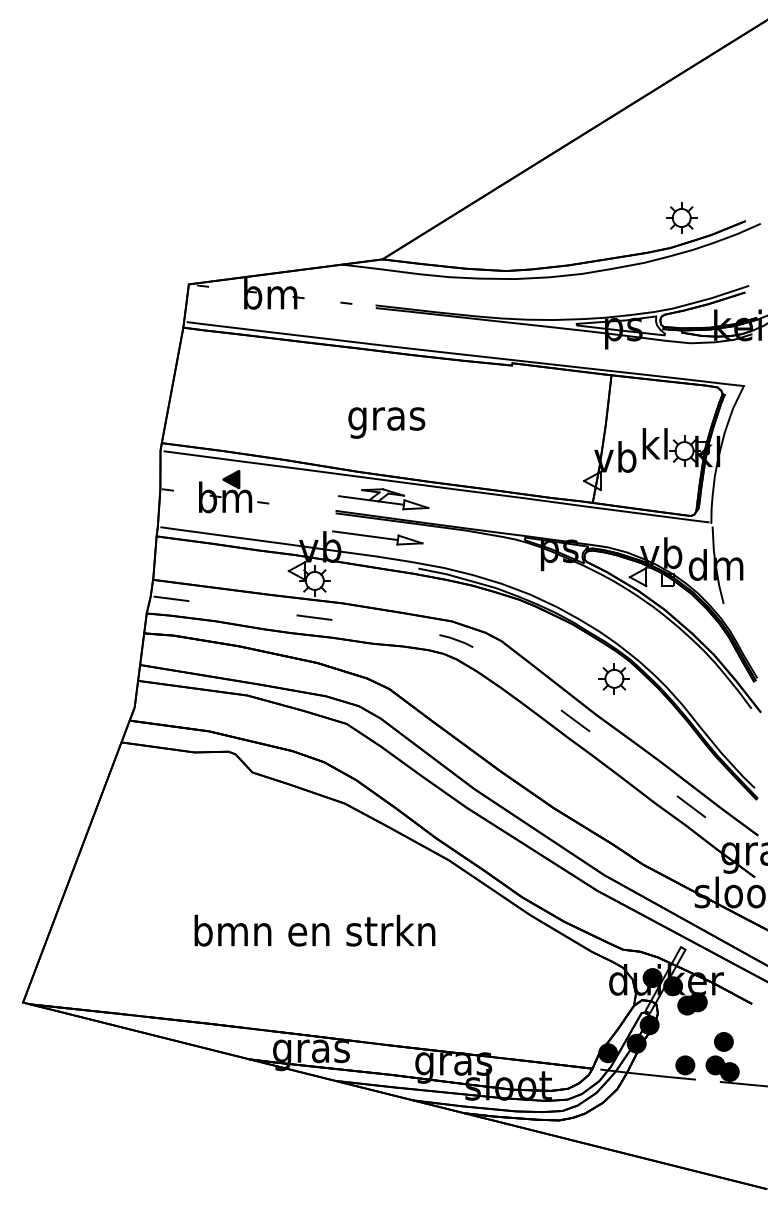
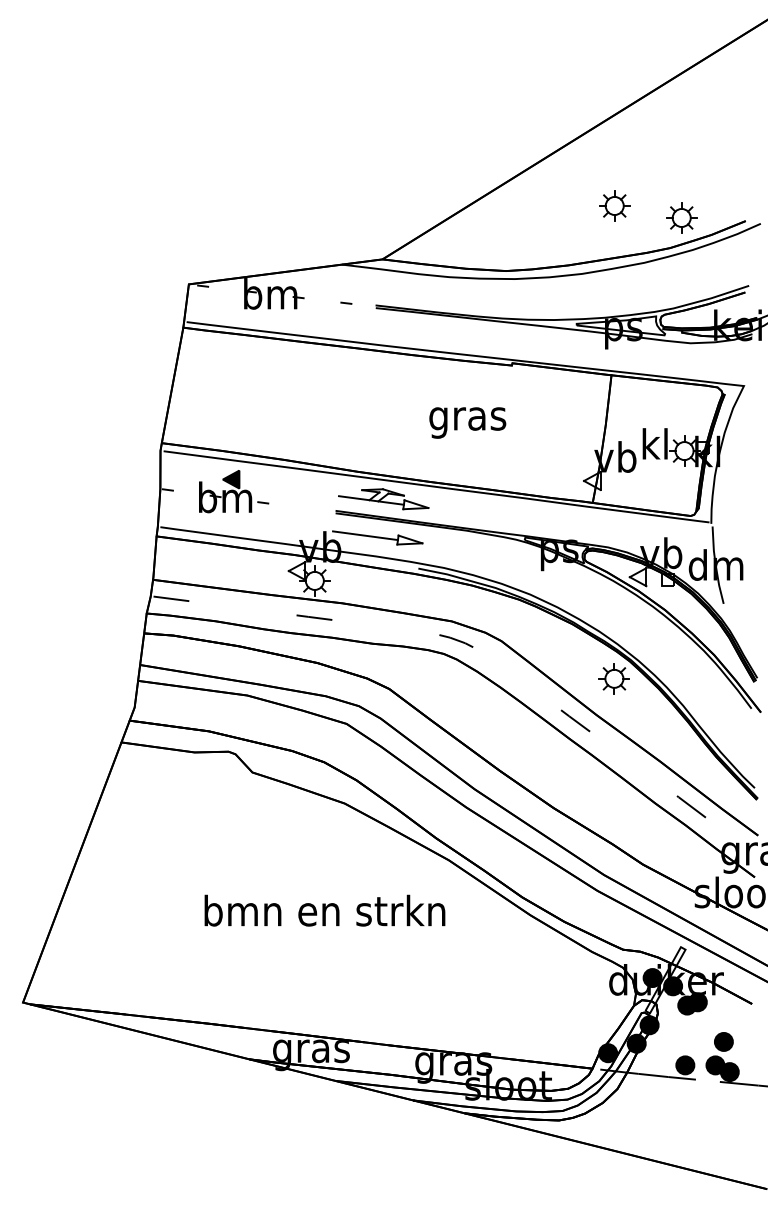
part: none -> present (614, 205)
text position: (386, 422) -> (467, 422) (467, 422)
text position: (314, 930) -> (324, 910) (324, 910)
